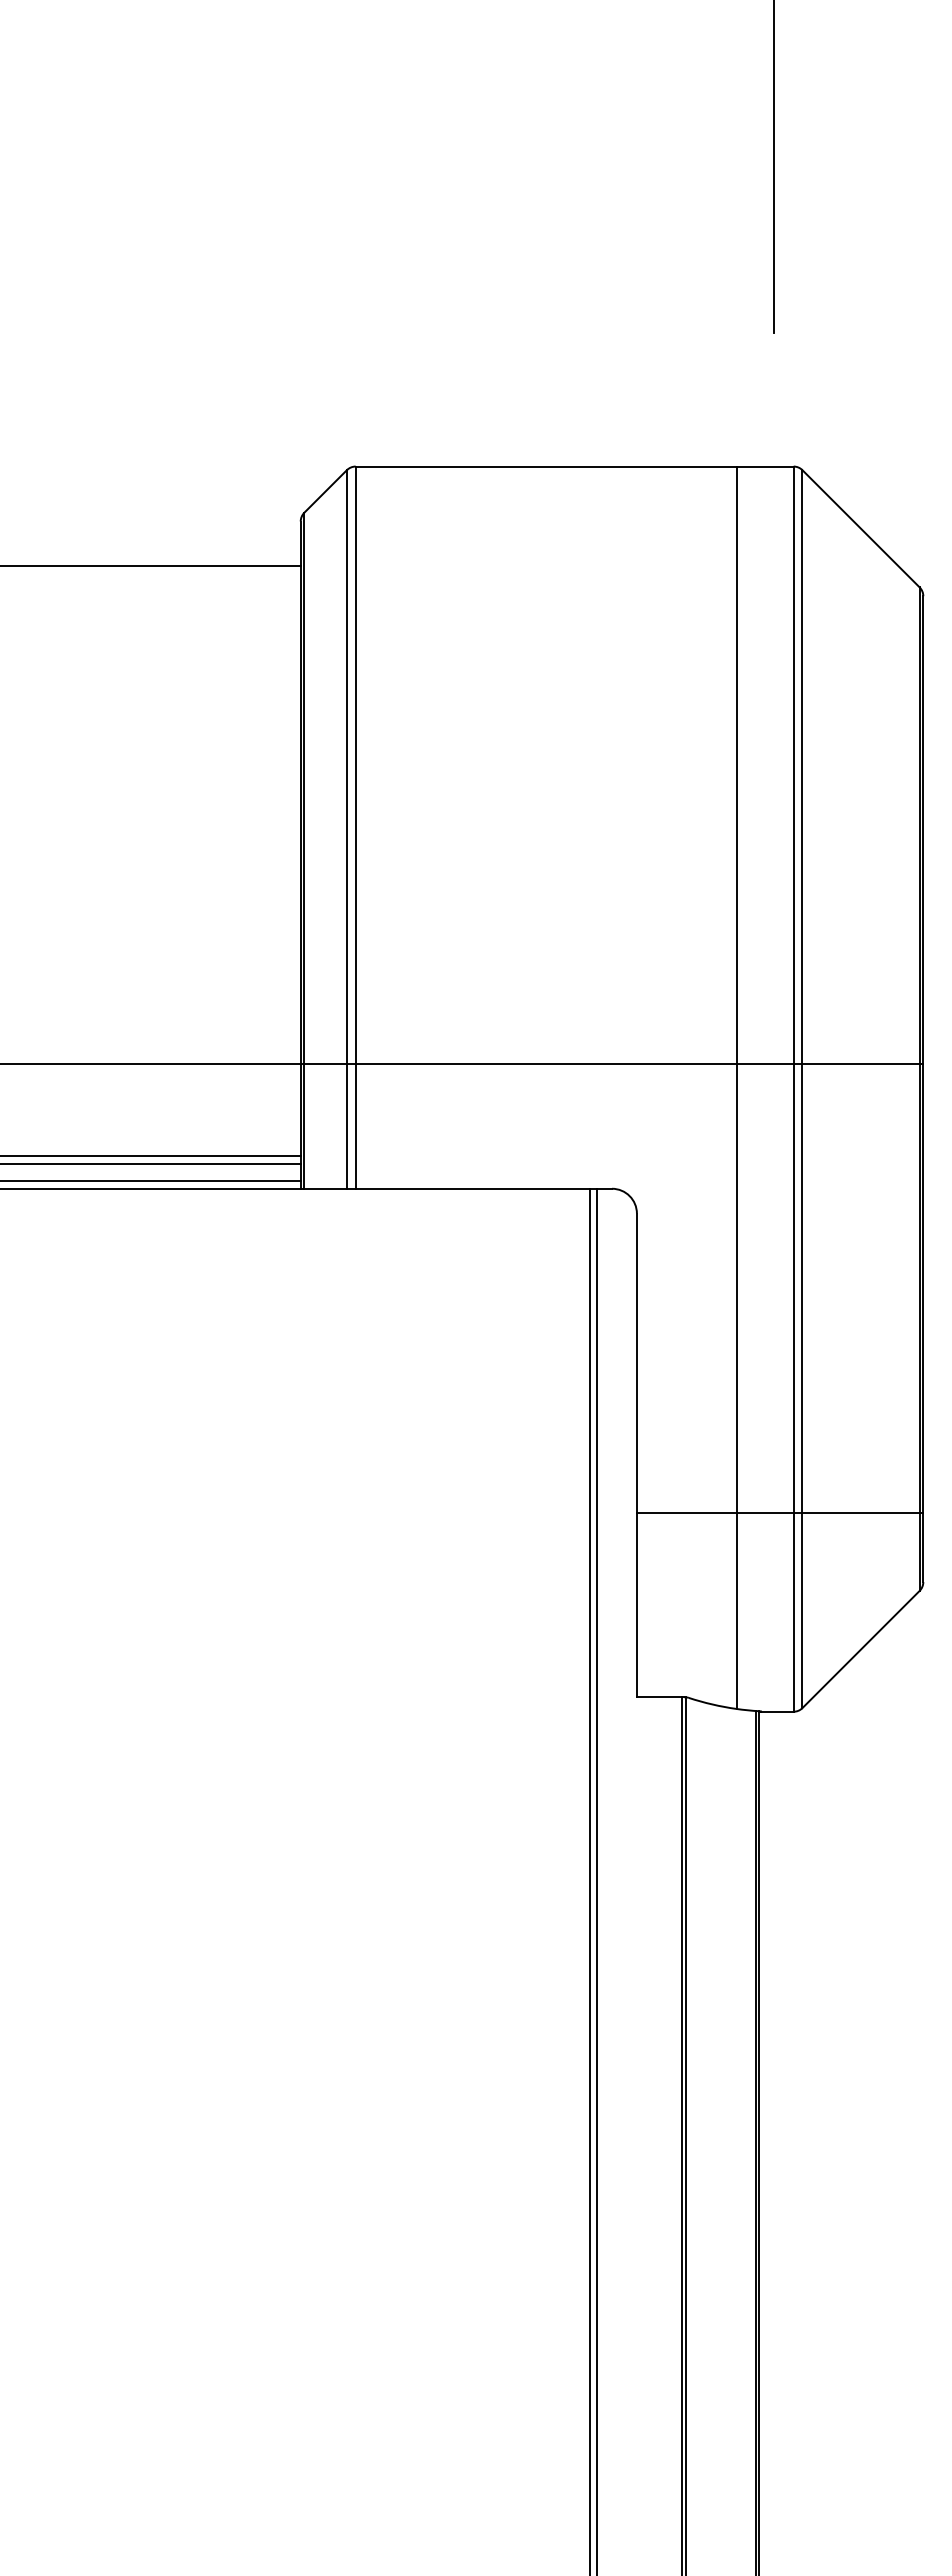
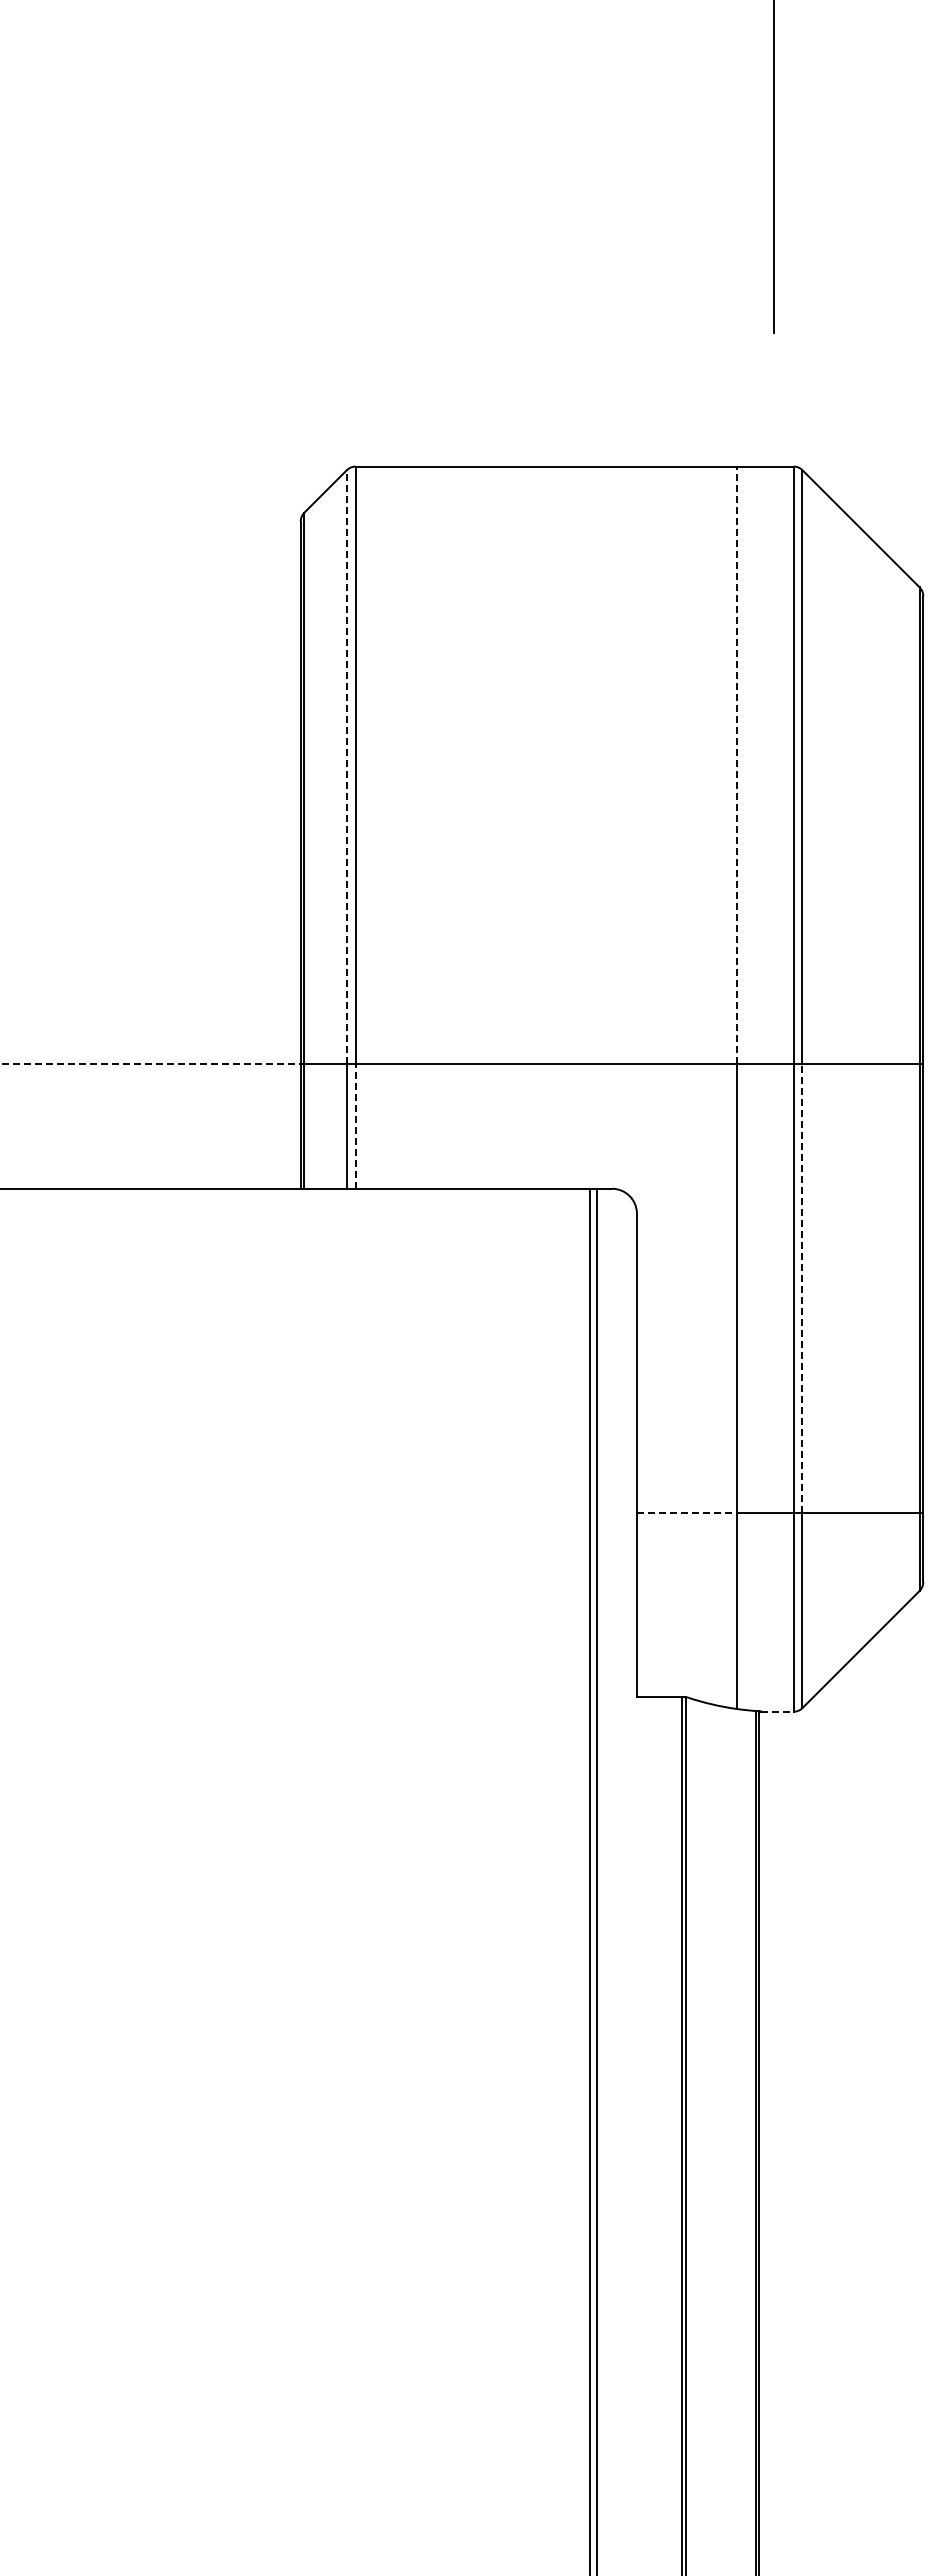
line: present -> none (151, 566)
line: solid -> dashed (736, 765)
line: solid -> dashed (346, 766)
line: solid -> dashed (150, 1064)
line: solid -> dashed (355, 1126)
line: present -> none (151, 1156)
line: present -> none (151, 1163)
line: present -> none (151, 1181)
line: solid -> dashed (802, 1287)
line: solid -> dashed (686, 1512)
line: solid -> dashed (778, 1711)
